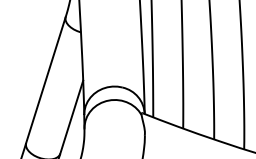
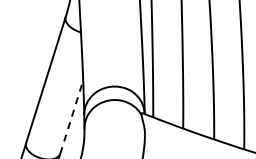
line: solid -> dashed (71, 116)
